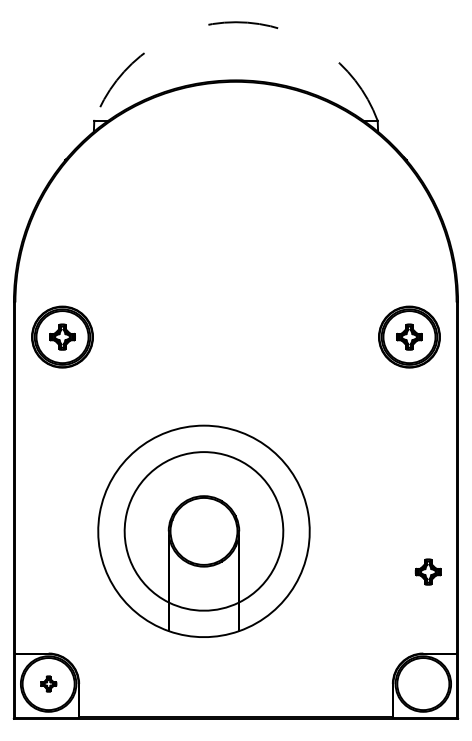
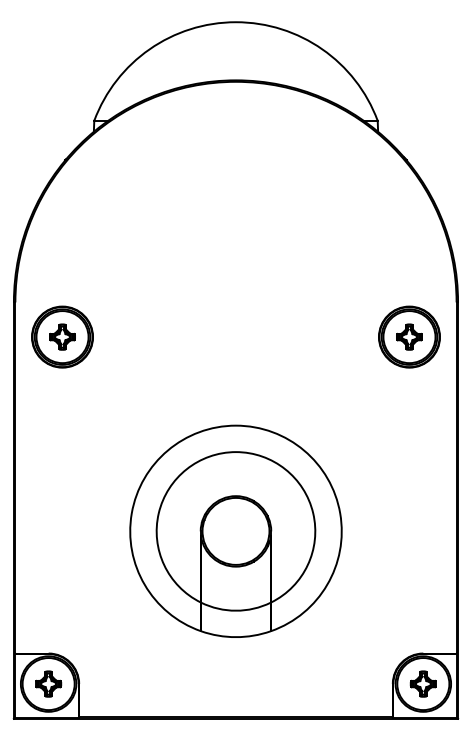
arc: dashed -> solid (235, 22)
part position: (203, 530) -> (235, 530) (235, 530)
part position: (427, 571) -> (422, 683) (422, 683)
part size: 18x18 px -> 28x28 px (48, 683)
